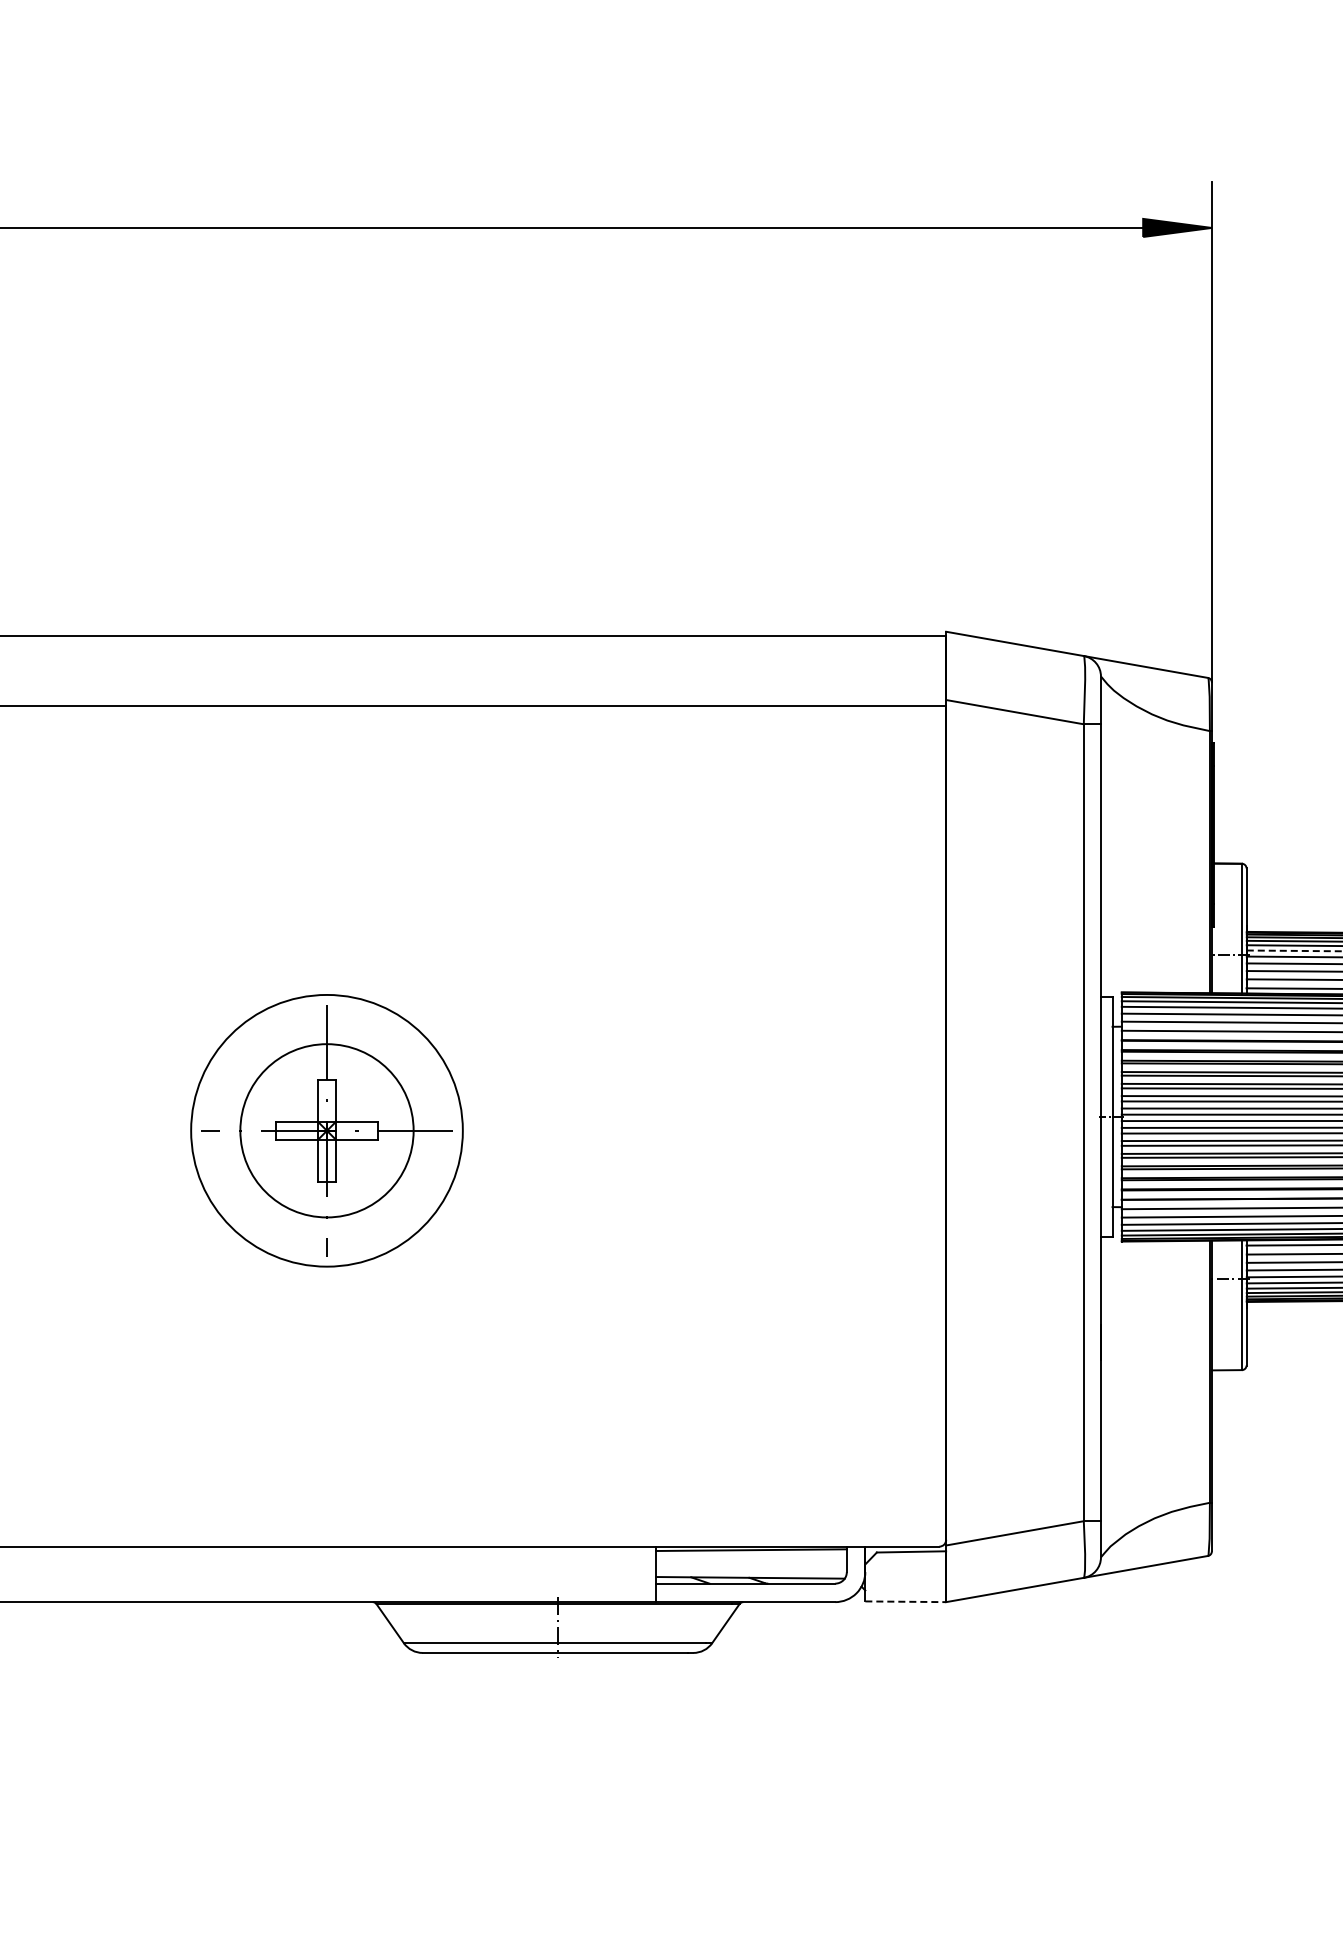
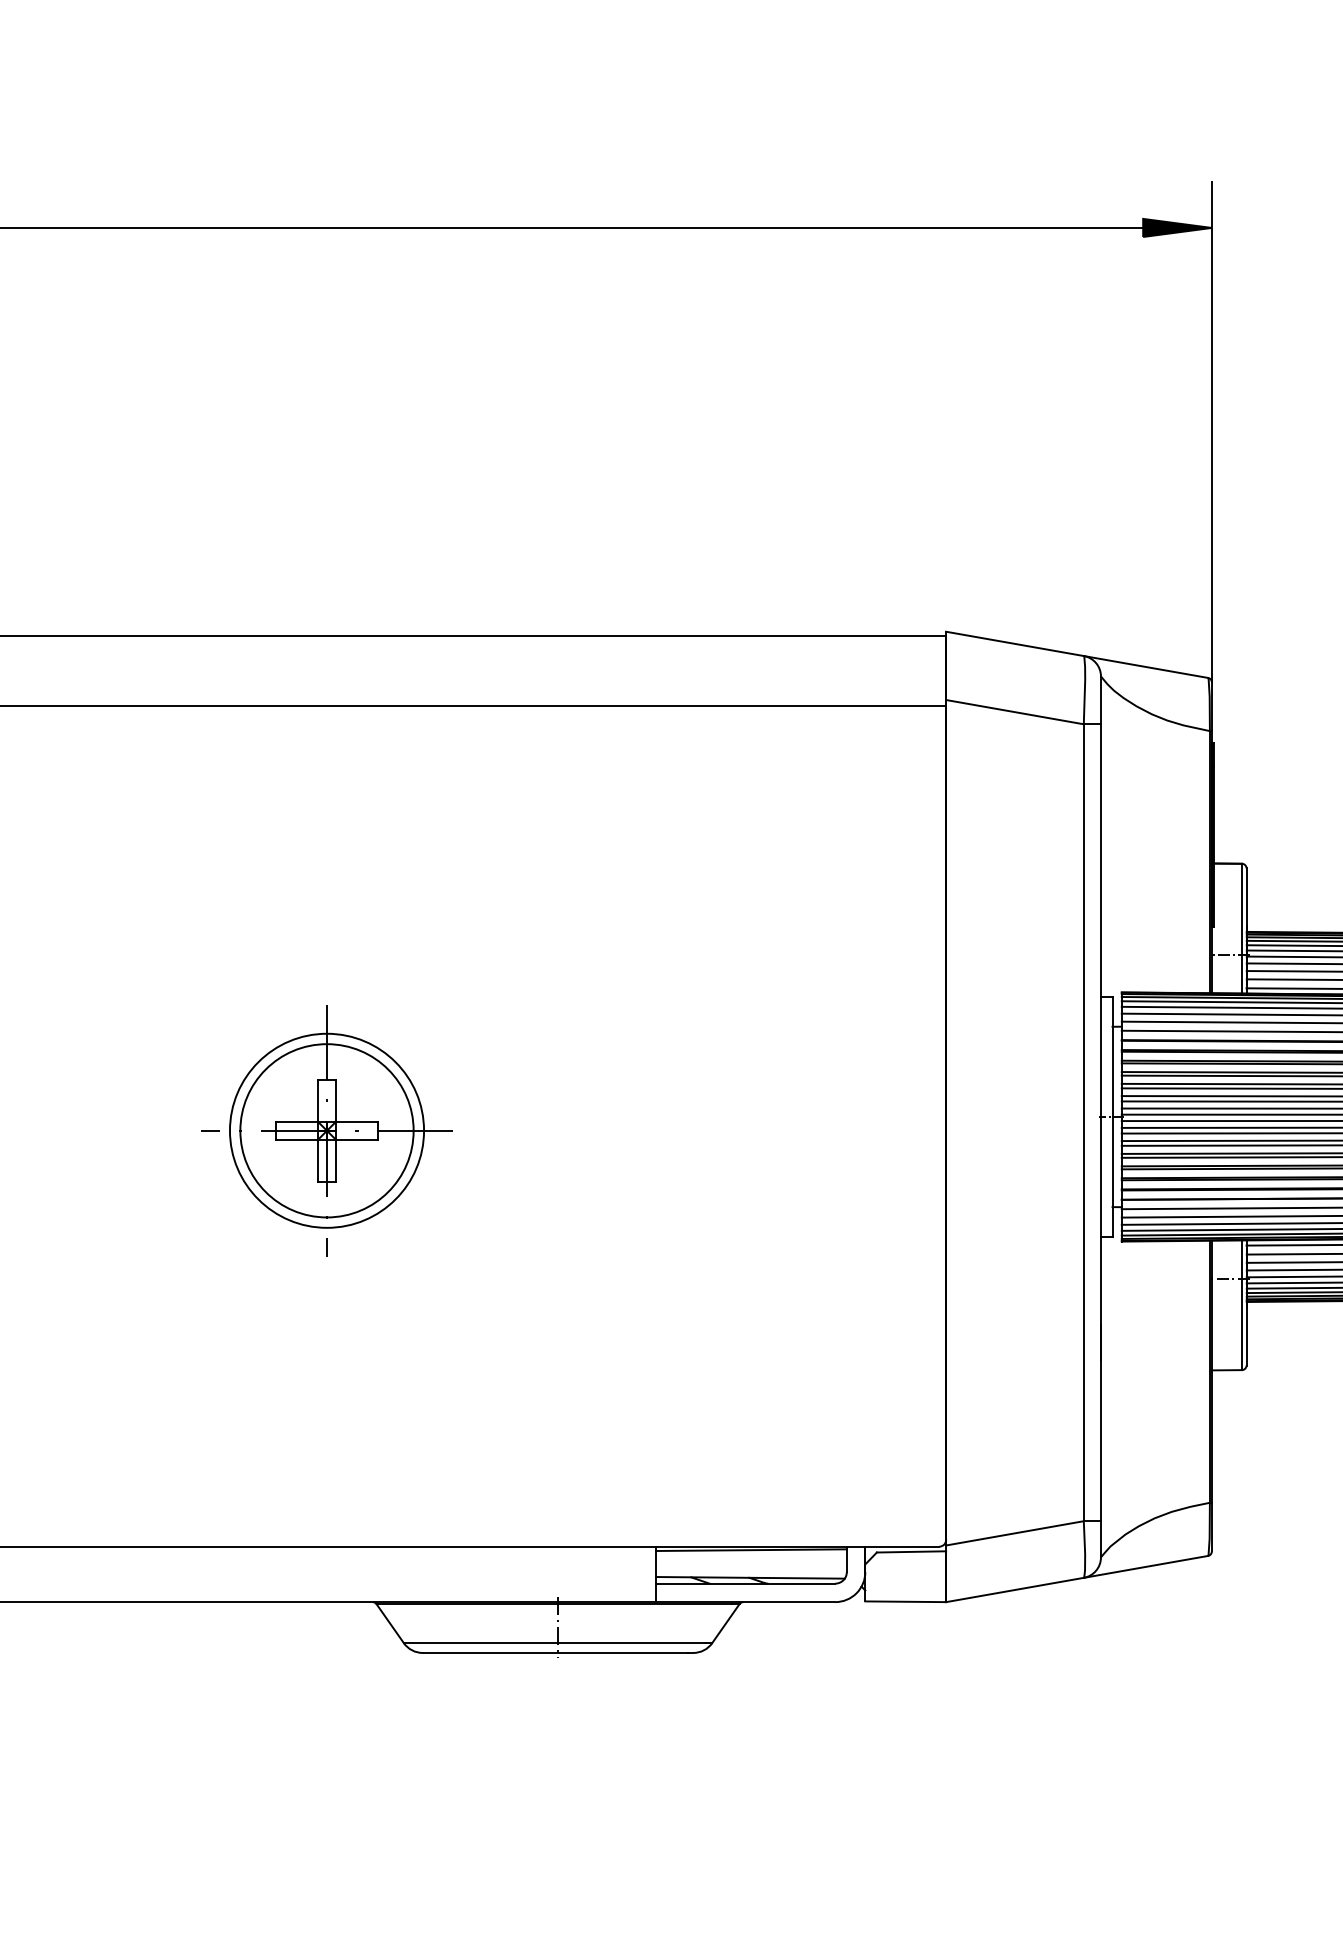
line: dashed -> solid (1294, 950)
circle diameter: 272 px -> 194 px (326, 1130)
line: dashed -> solid (906, 1601)
